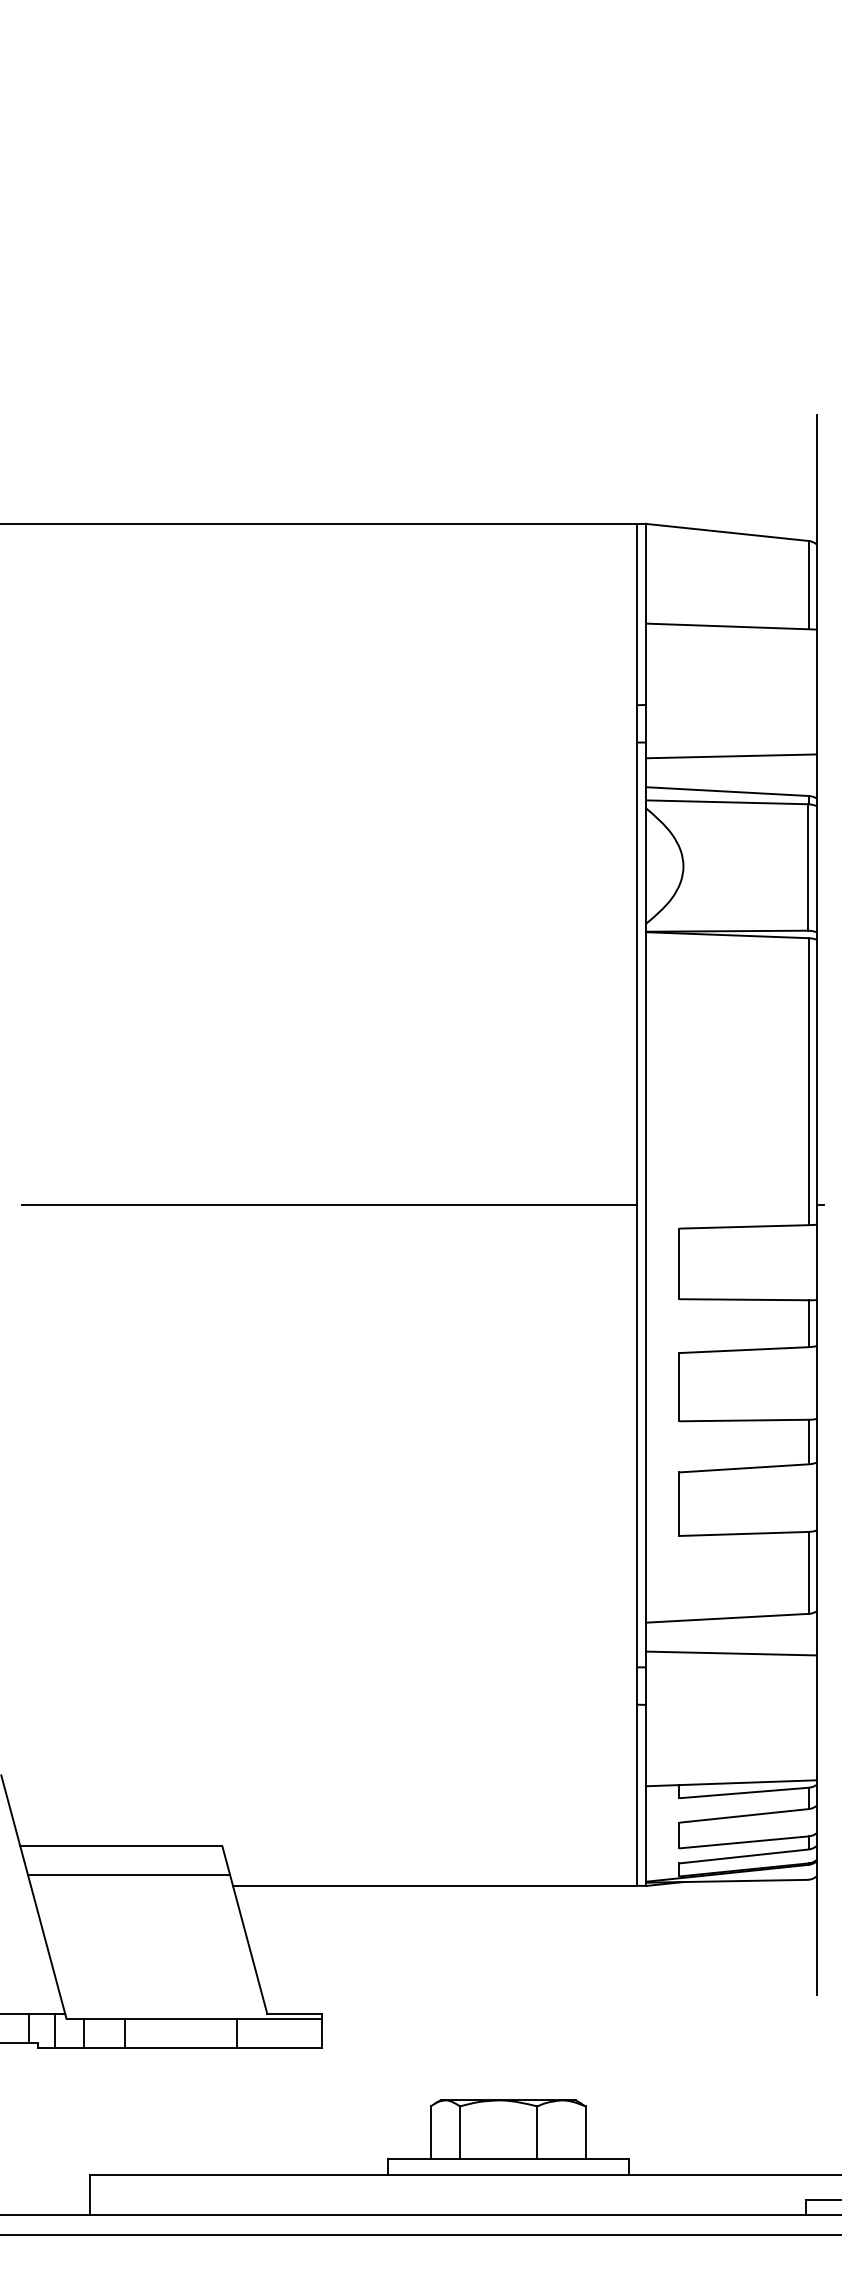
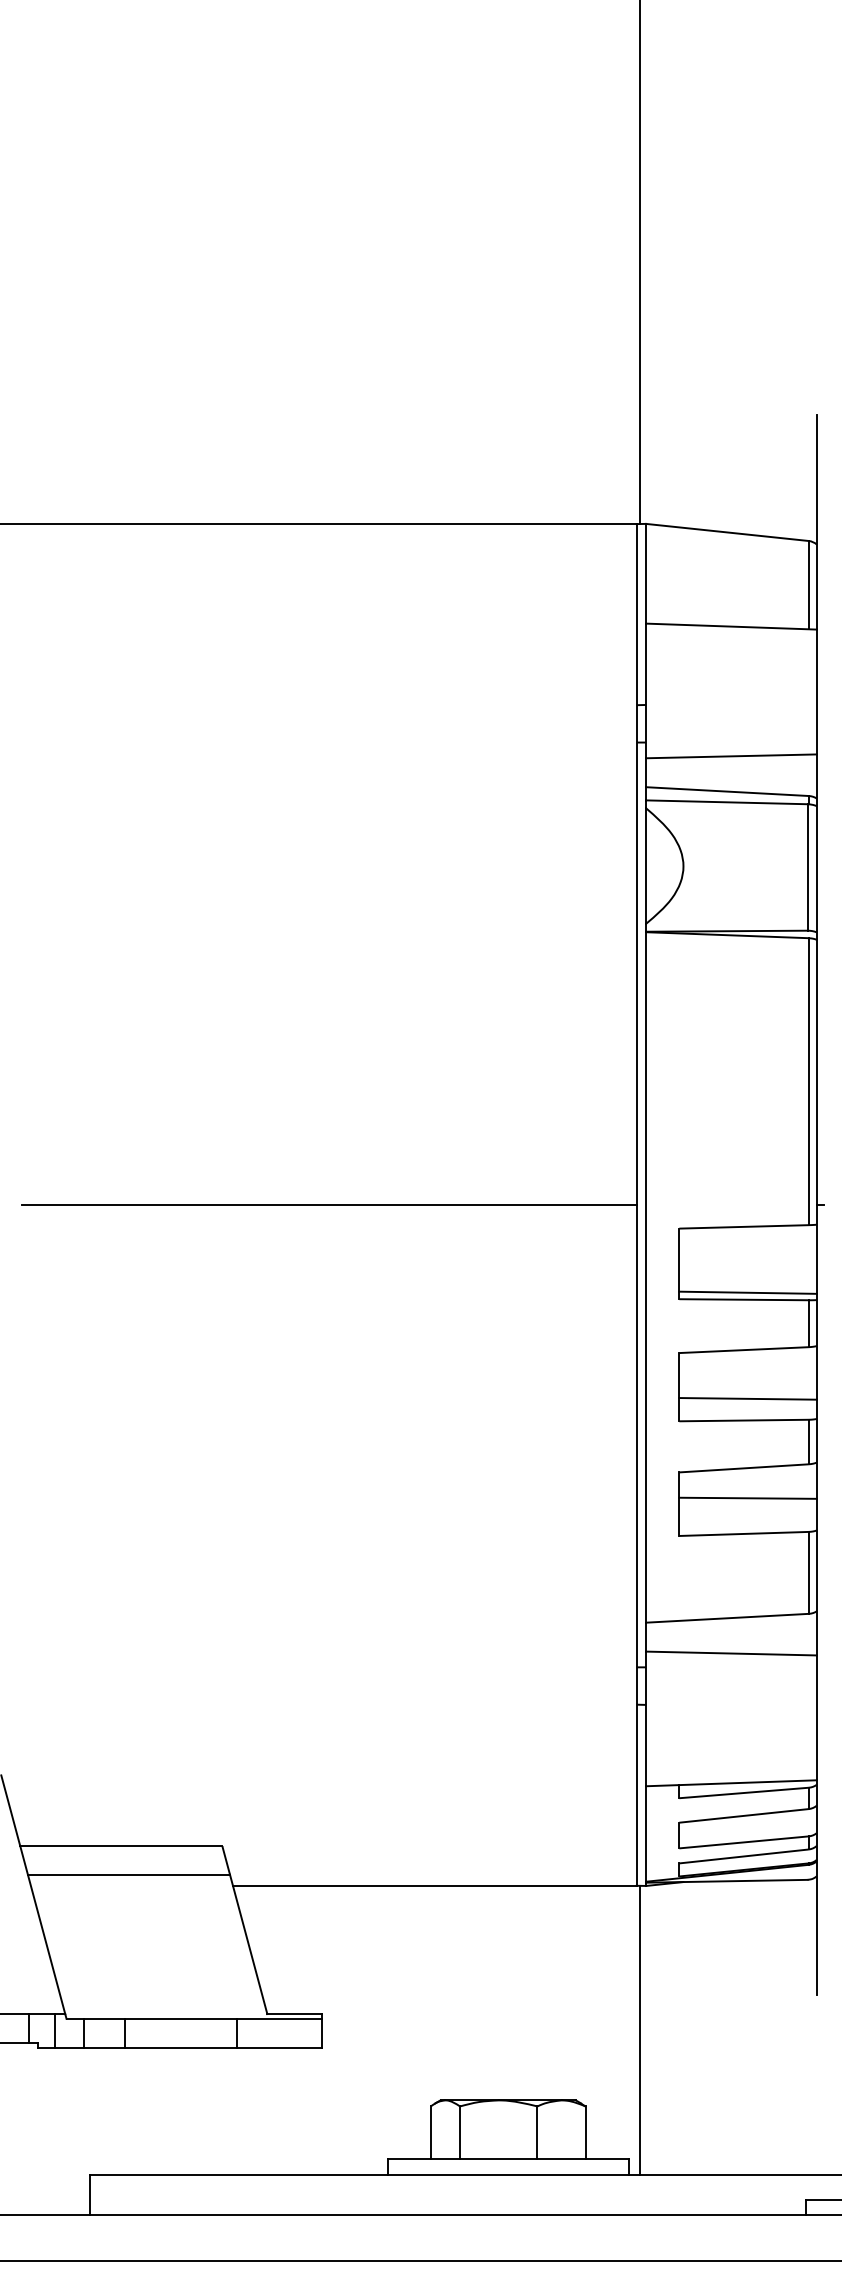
line: none -> present (640, 263)
line: none -> present (747, 1292)
line: none -> present (747, 1398)
line: none -> present (747, 1497)
line: none -> present (640, 2029)
line position: (420, 2234) -> (420, 2260) (420, 2260)
